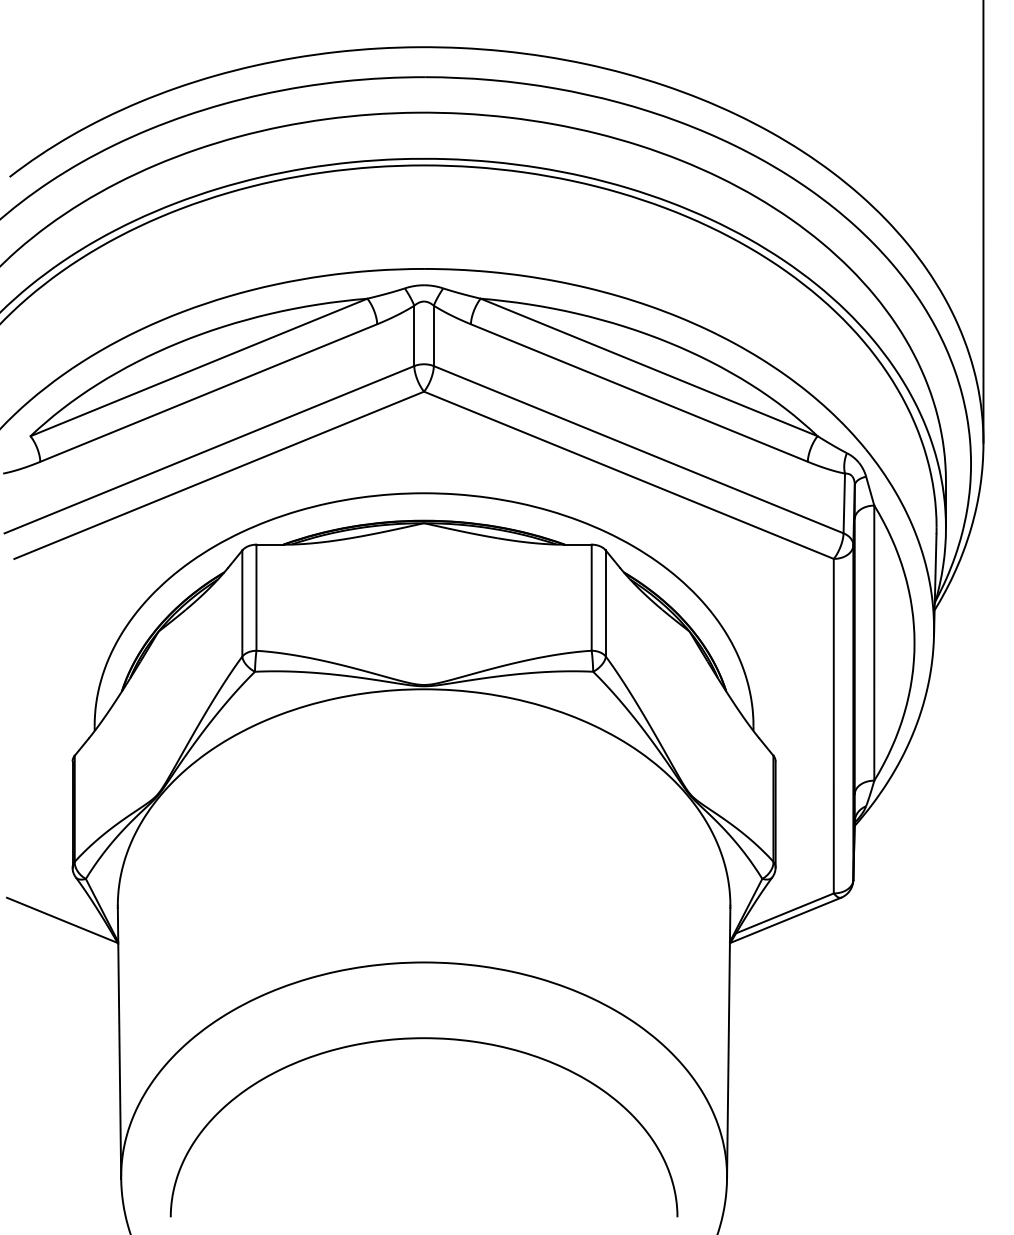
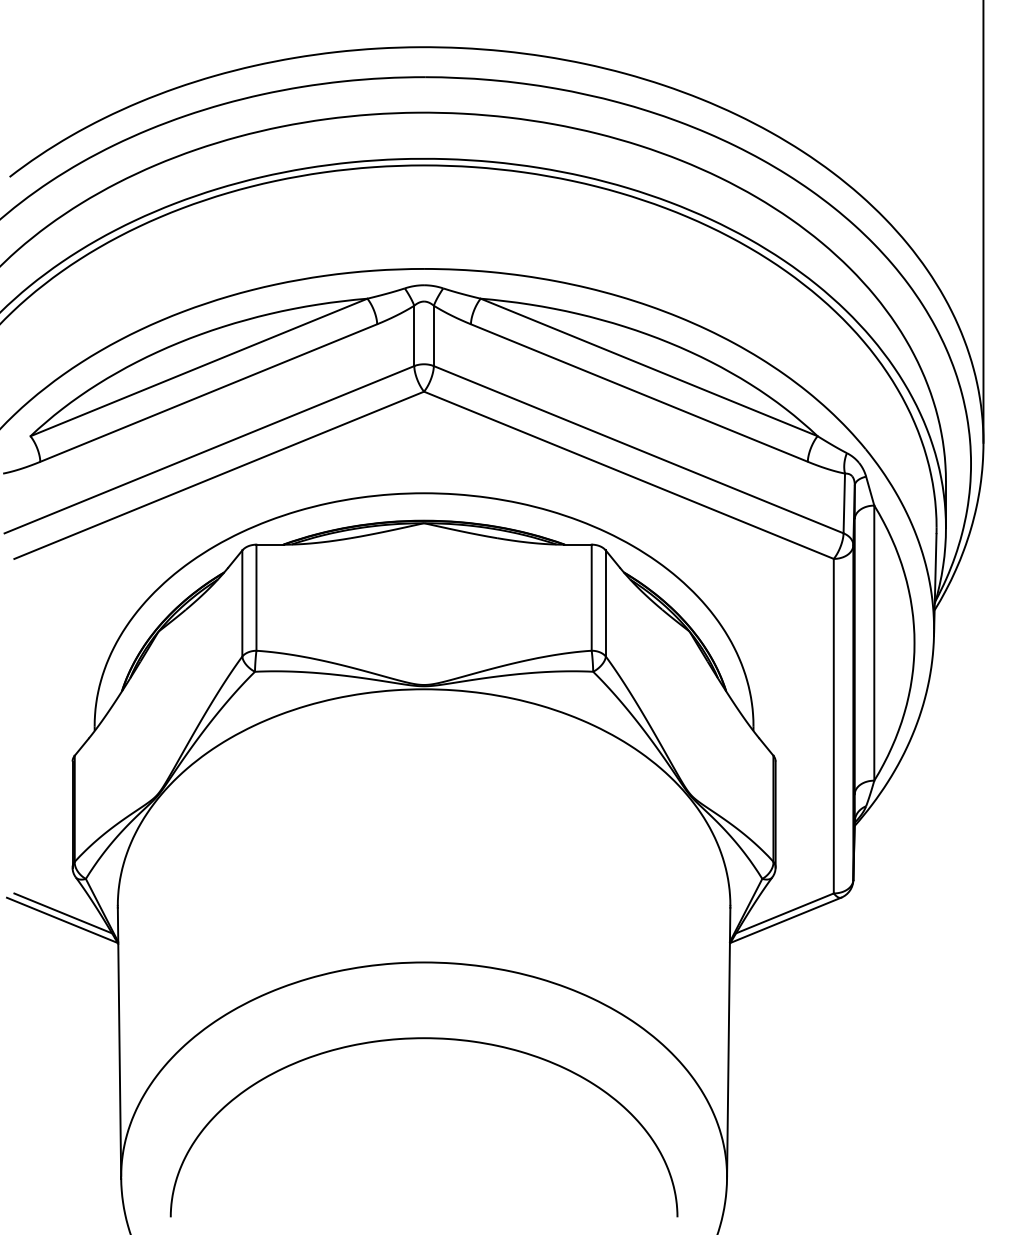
line: none -> present (63, 913)
